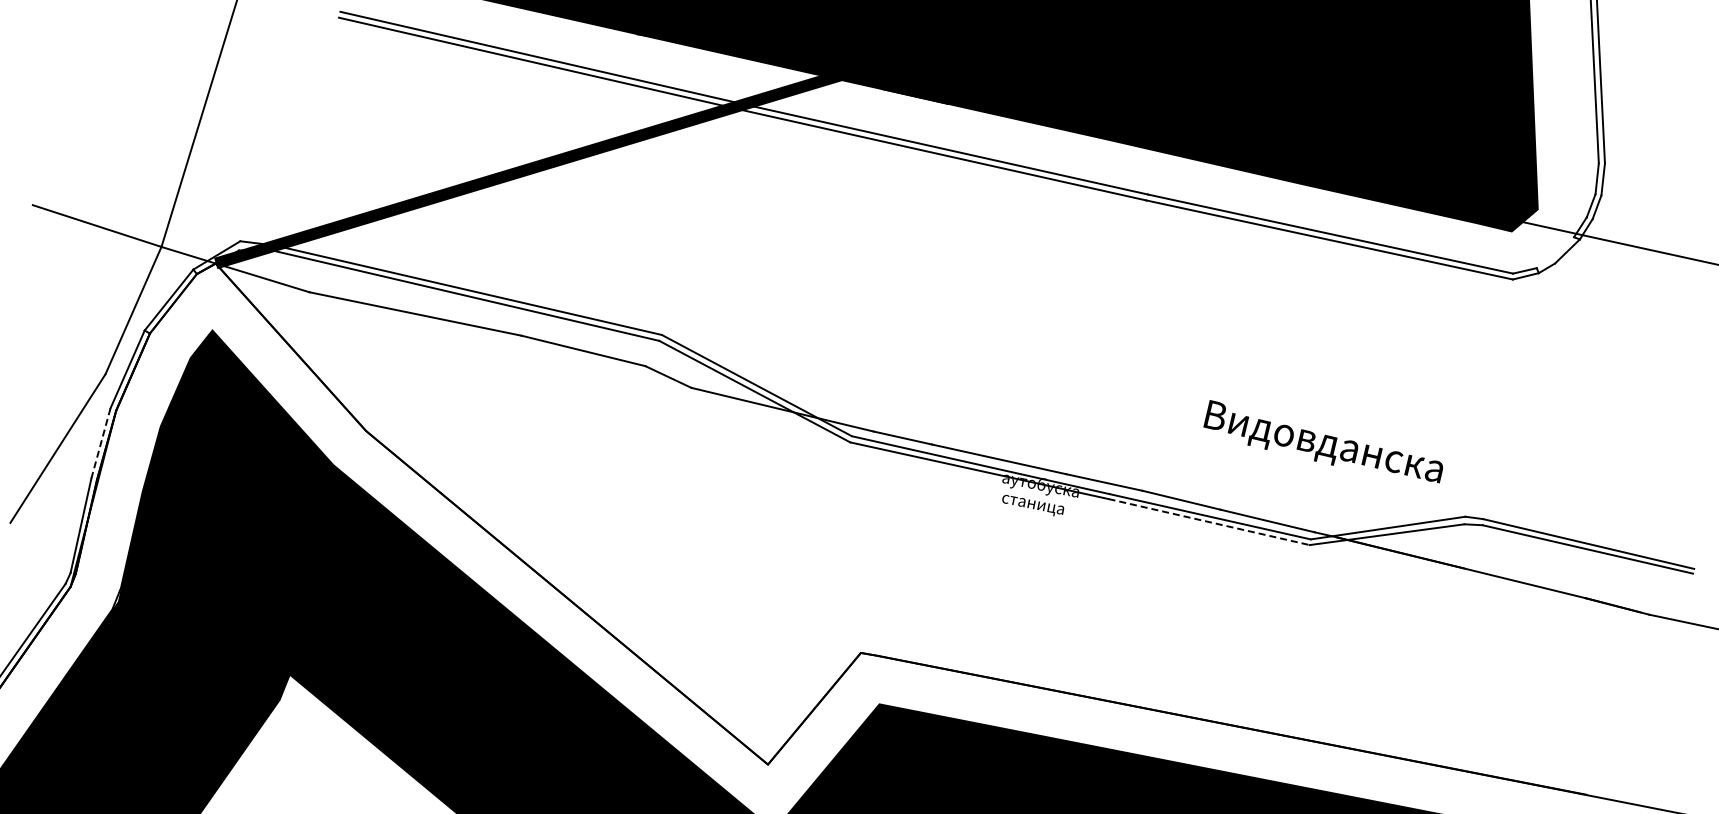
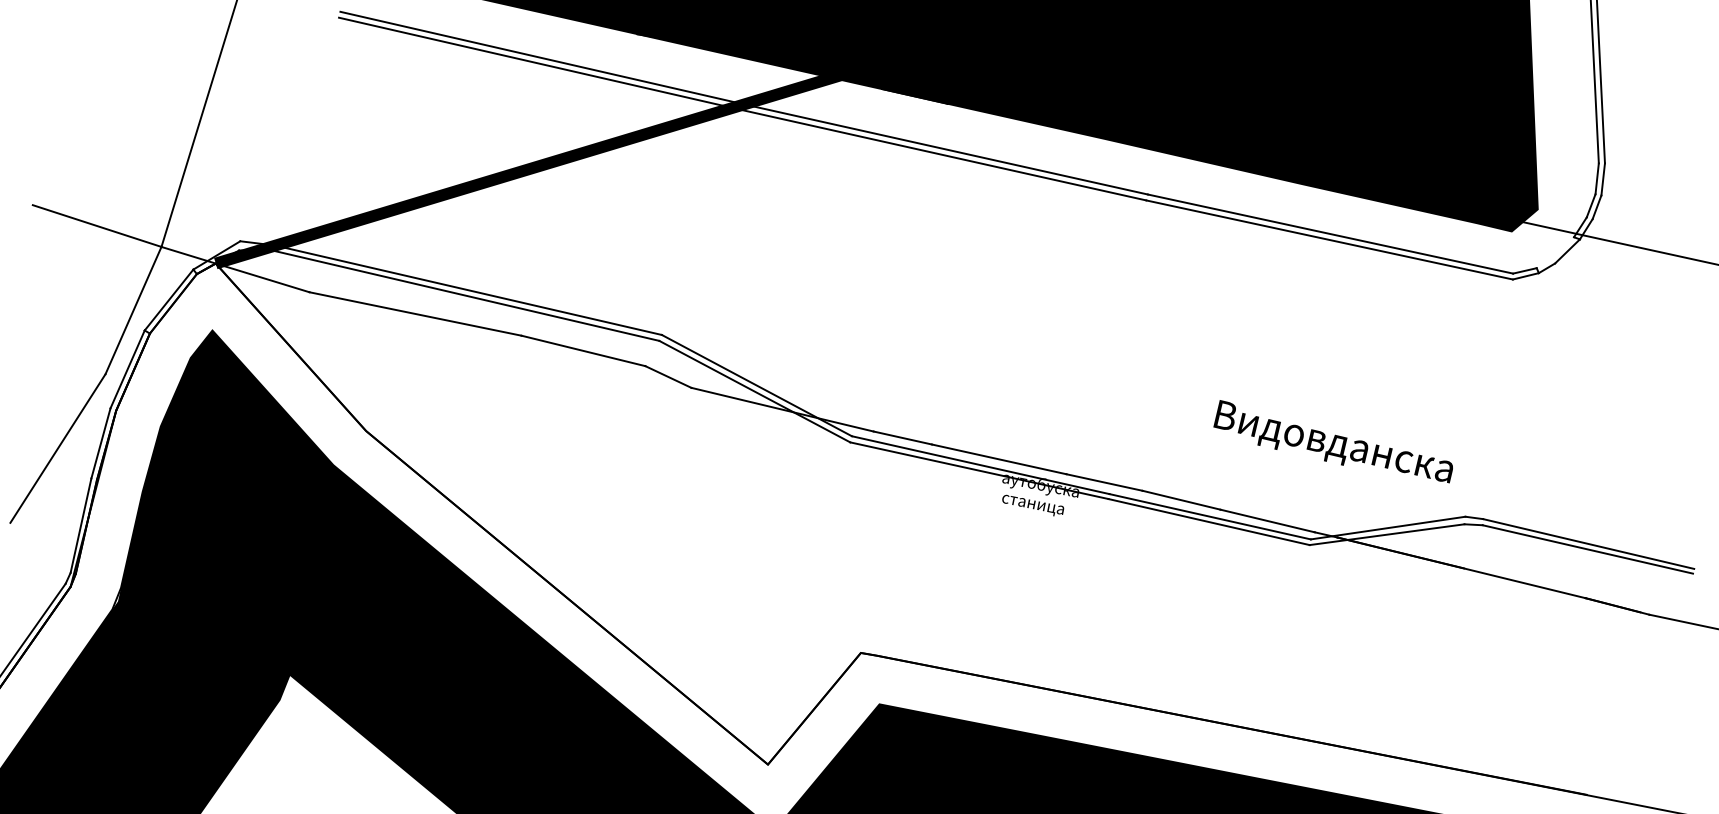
text position: (1322, 441) -> (1332, 441) (1332, 441)
line: dashed -> solid (100, 443)
line: dashed -> solid (1209, 522)
